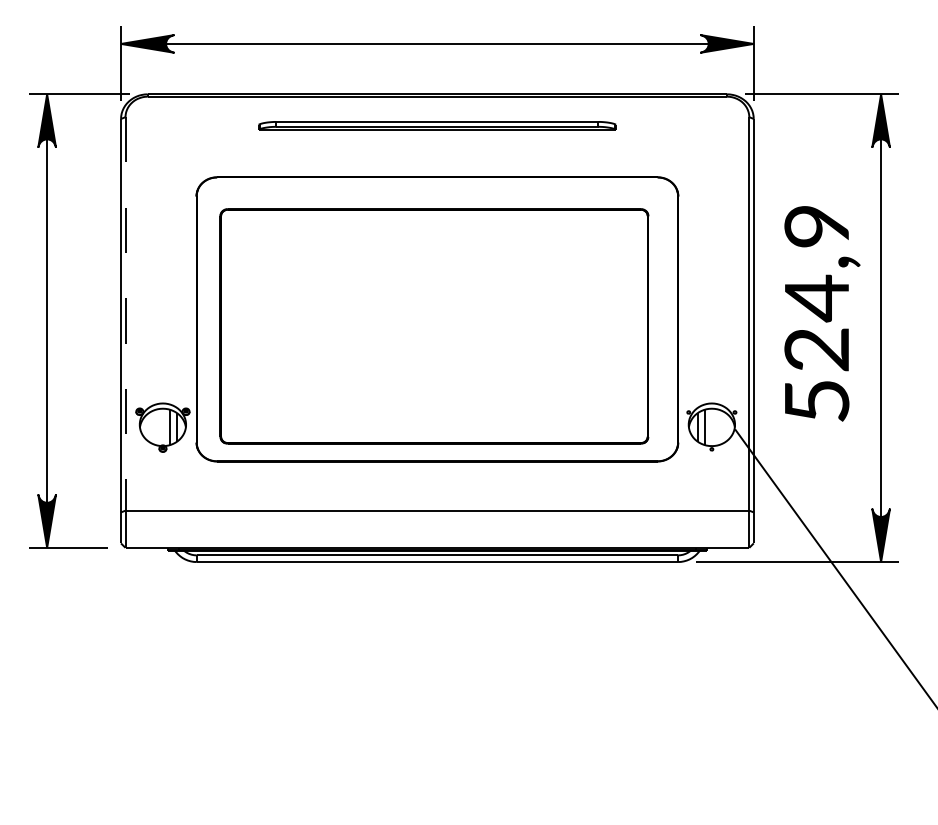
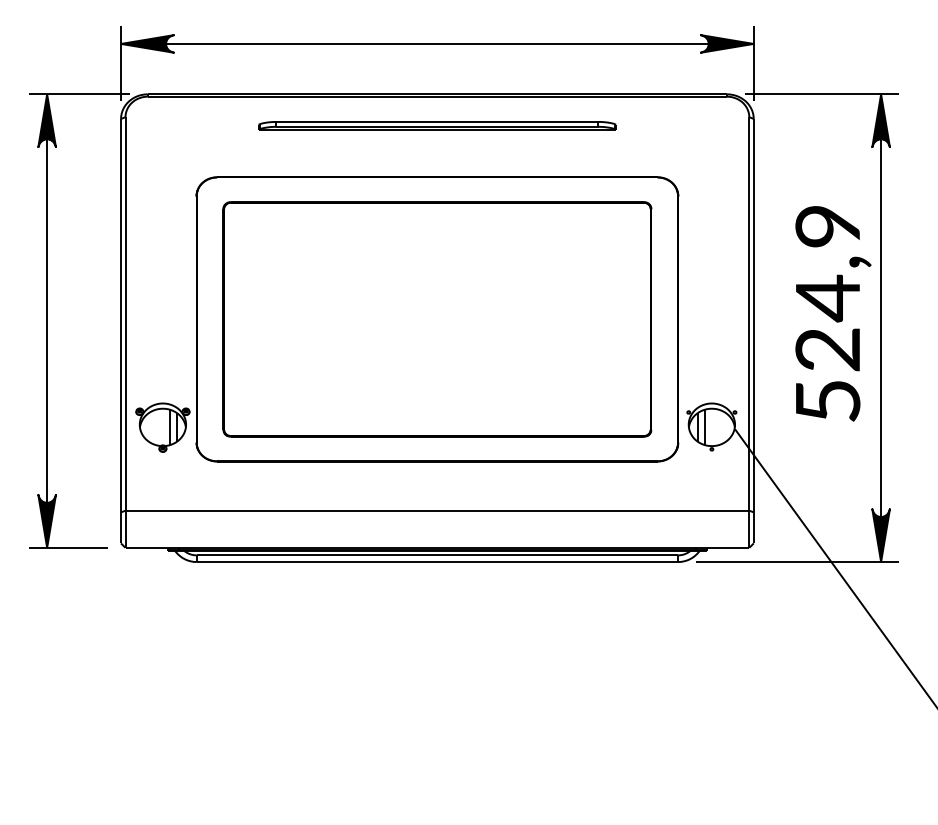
line: dashed -> solid (125, 313)
text position: (822, 313) -> (833, 313) (833, 313)
part position: (434, 326) -> (437, 319) (437, 319)
